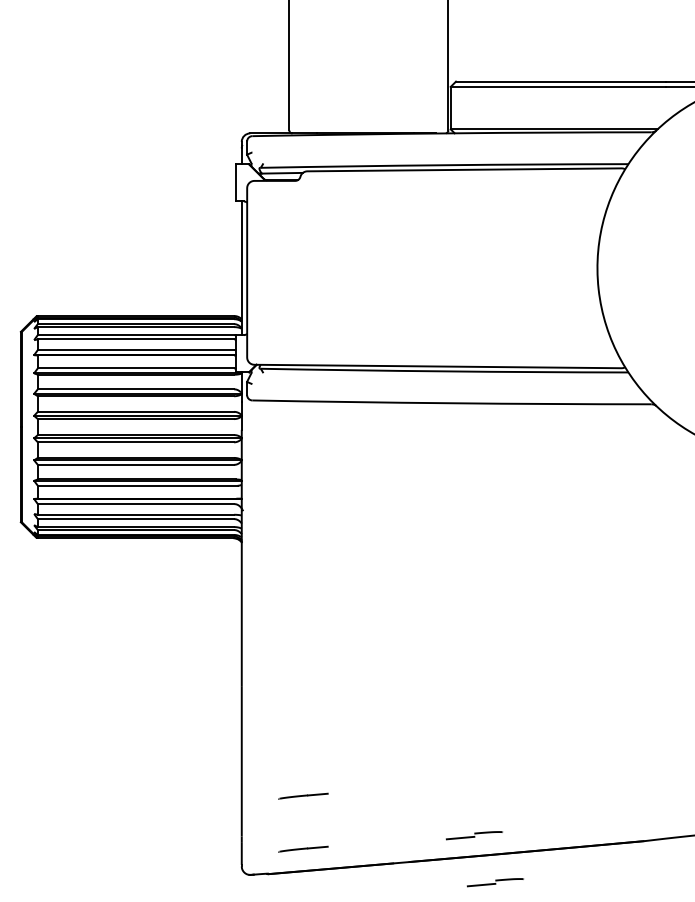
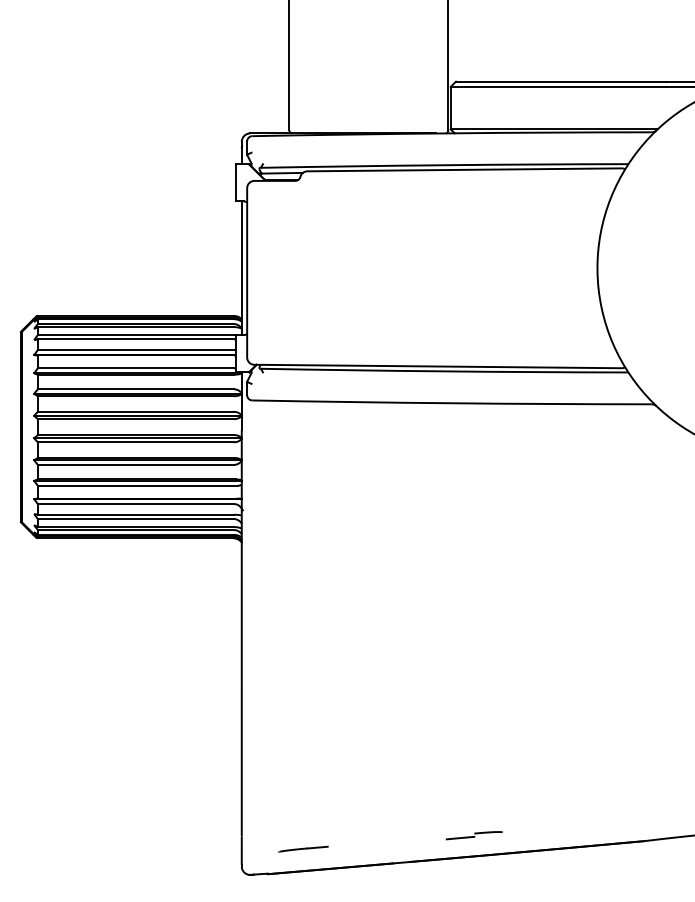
line: present -> none (303, 795)
part: present -> none (495, 882)
